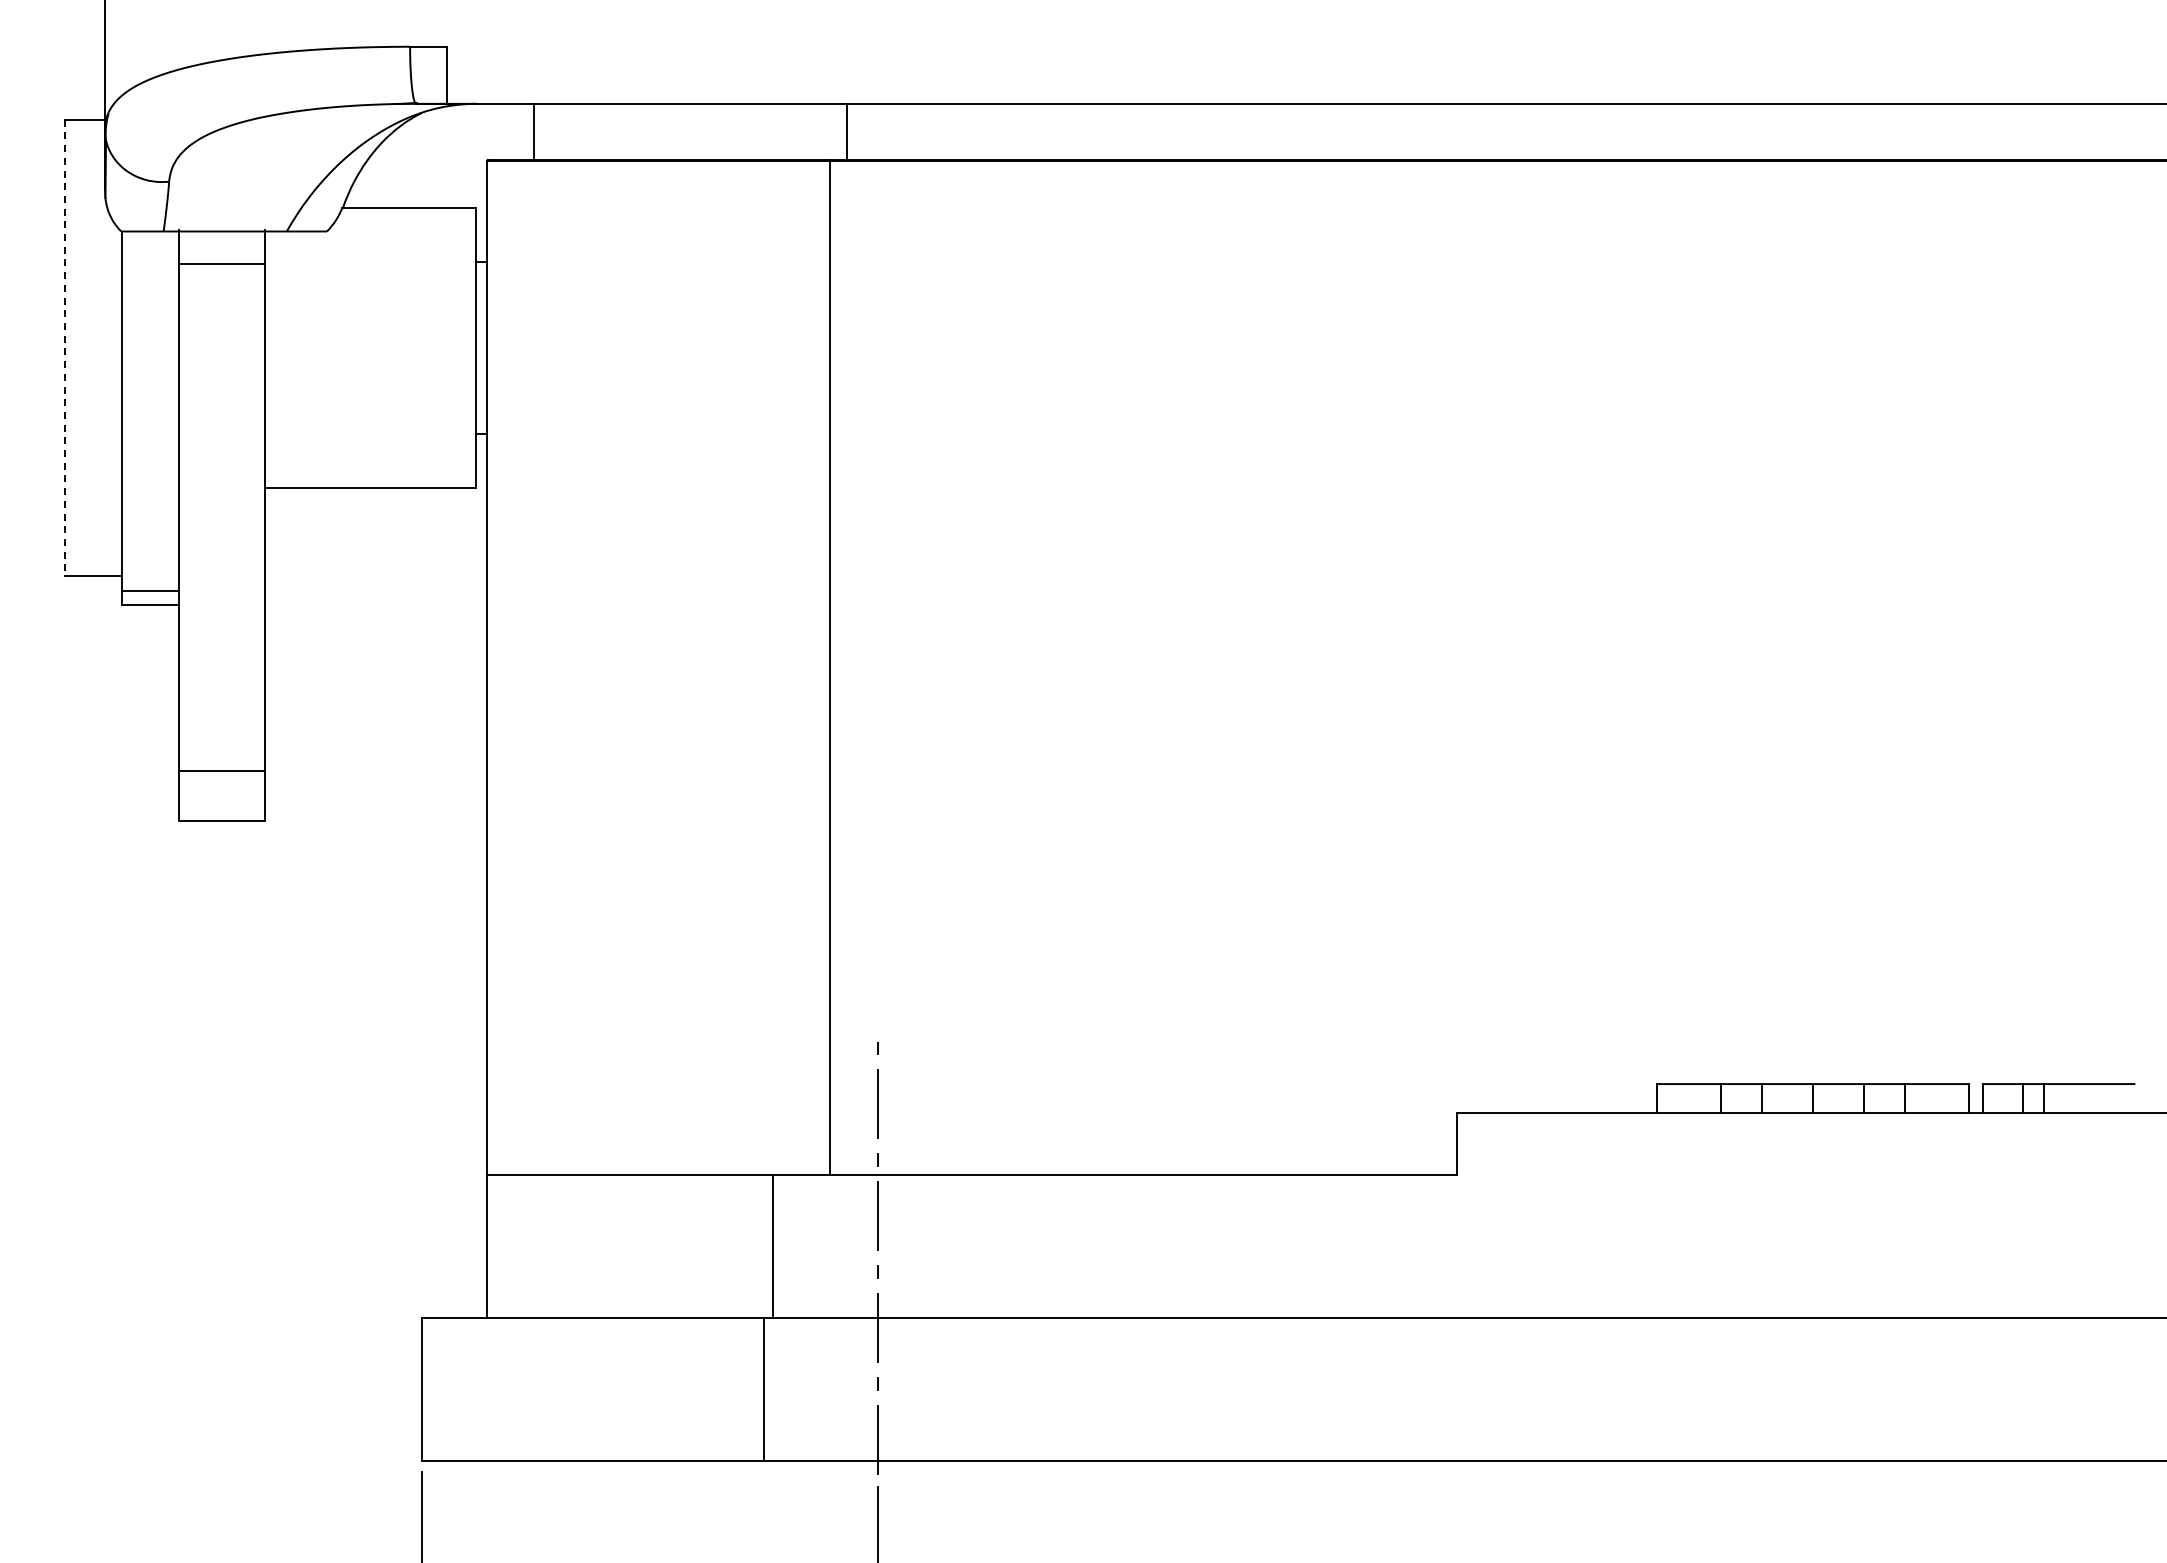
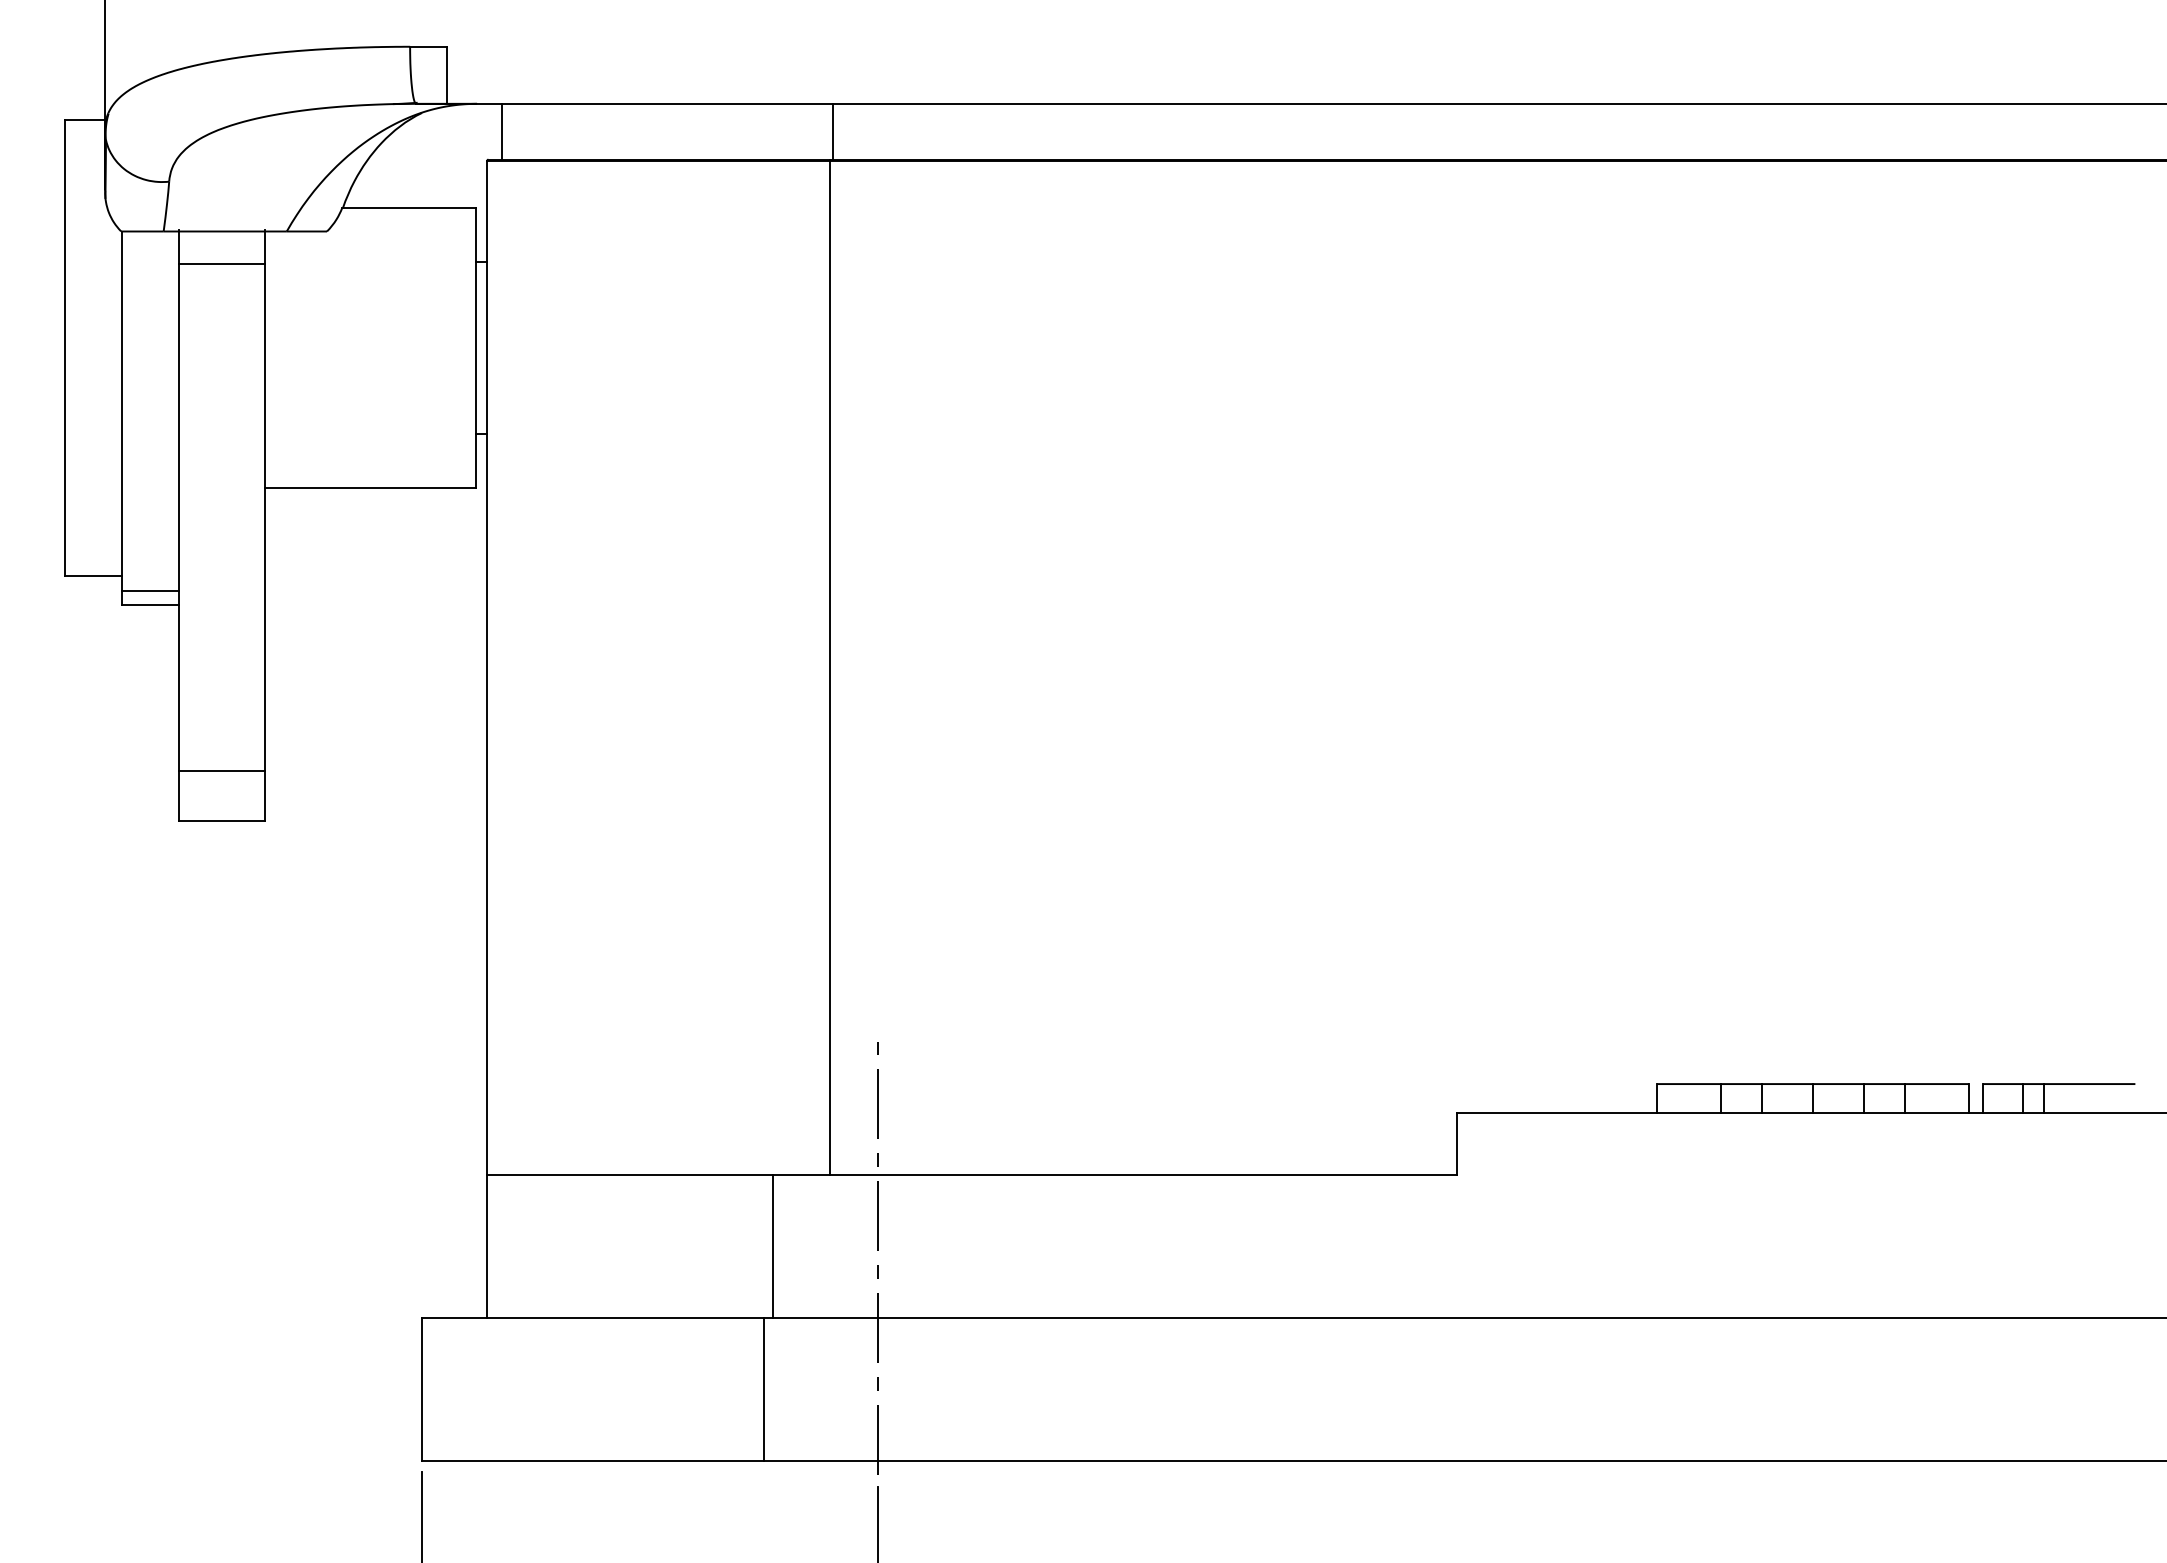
line position: (533, 131) -> (501, 131) (501, 131)
line position: (846, 131) -> (832, 131) (832, 131)
line: dashed -> solid (65, 348)
